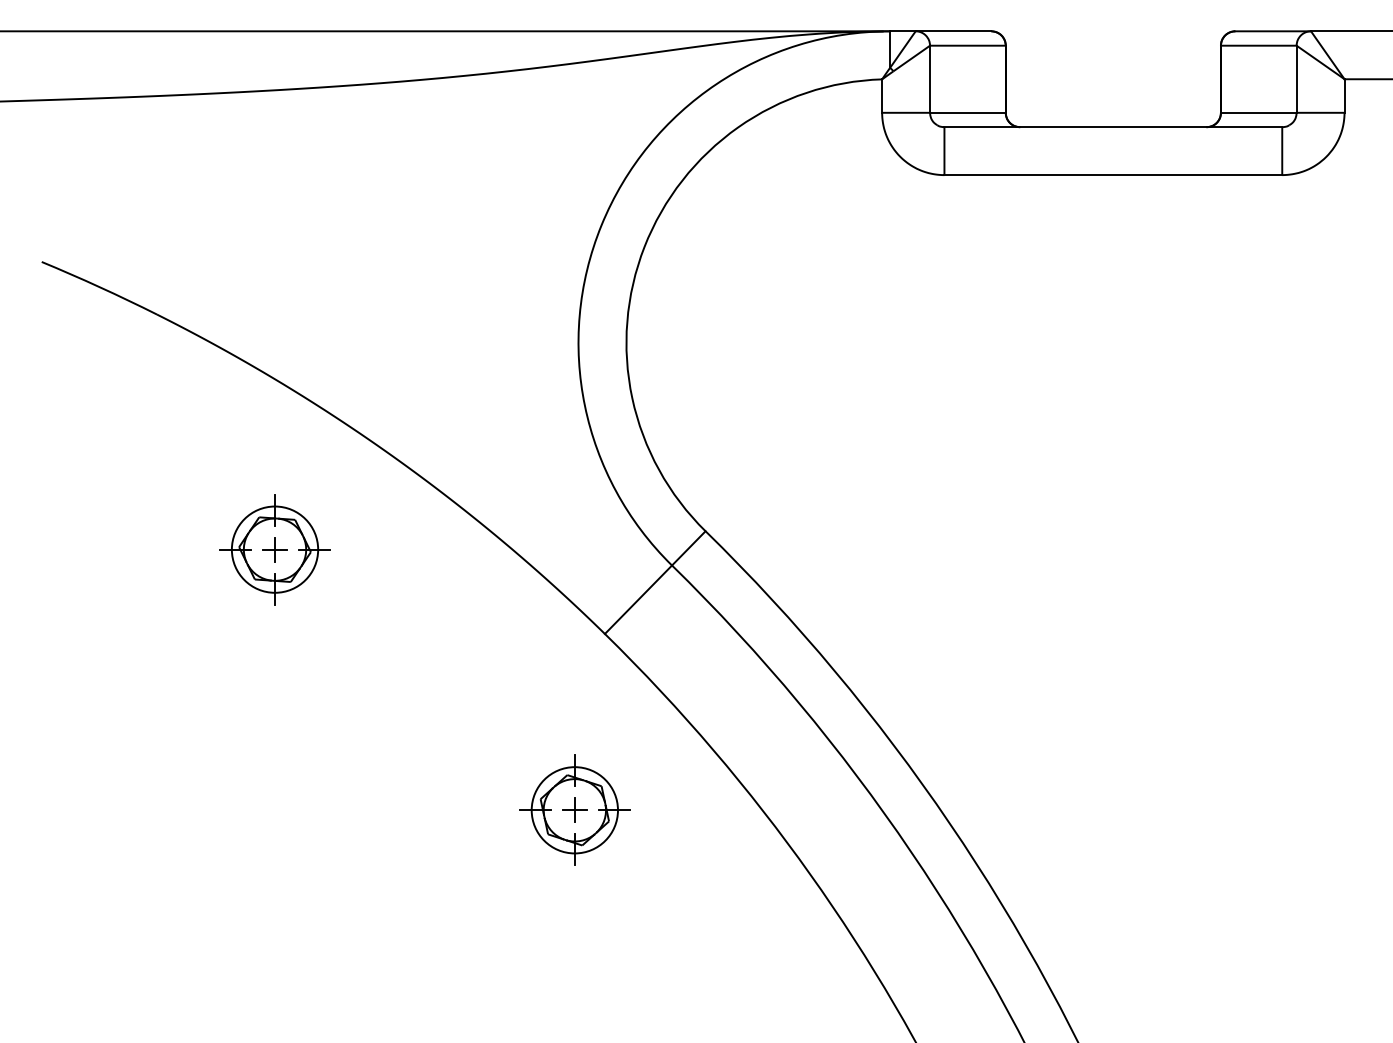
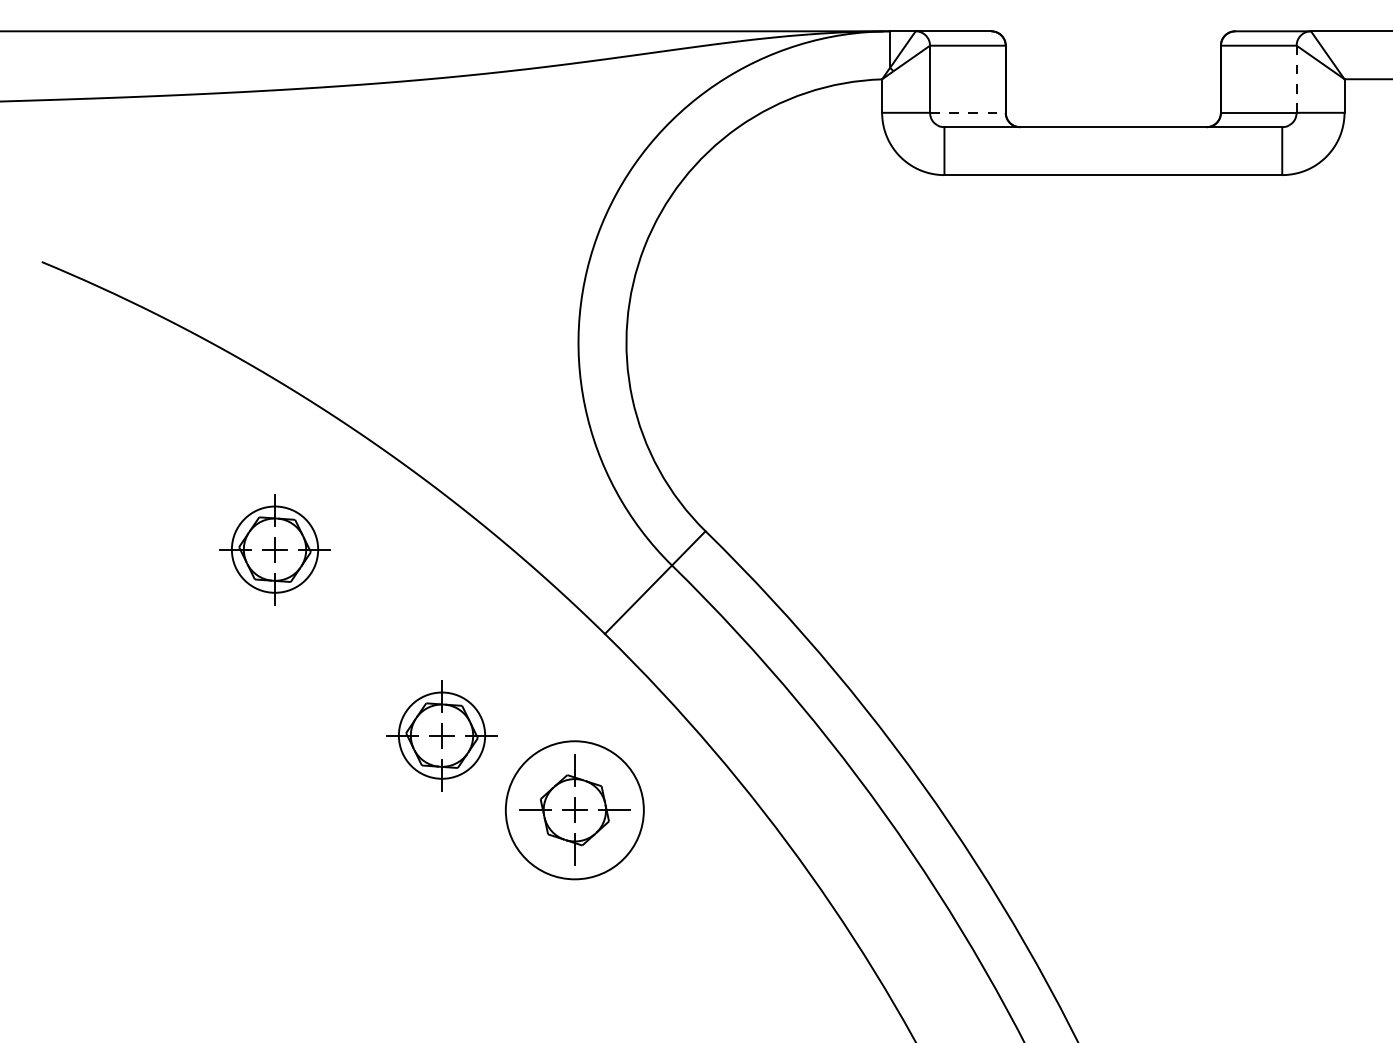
line: solid -> dashed (1296, 79)
line: solid -> dashed (967, 112)
part: none -> present (441, 735)
circle diameter: 86 px -> 138 px (574, 810)
